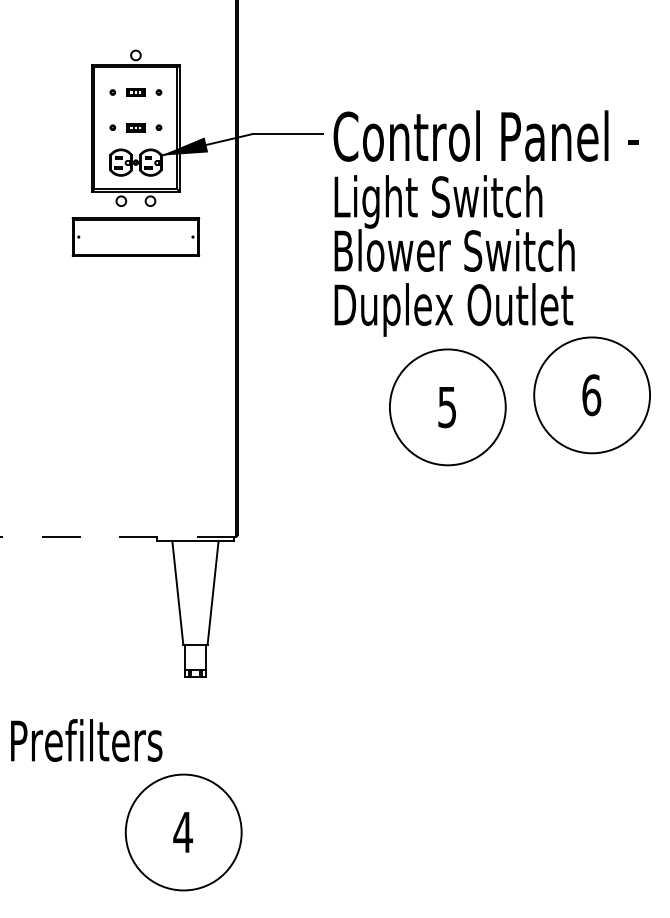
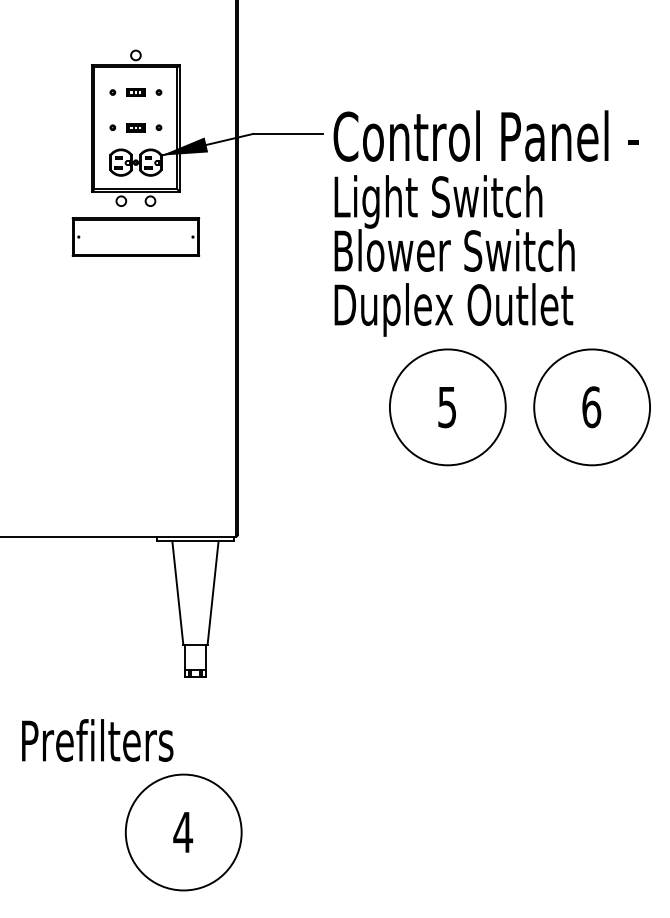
part position: (591, 395) -> (591, 407) (591, 407)
line: dashed -> solid (118, 536)
text position: (86, 740) -> (97, 740) (97, 740)
